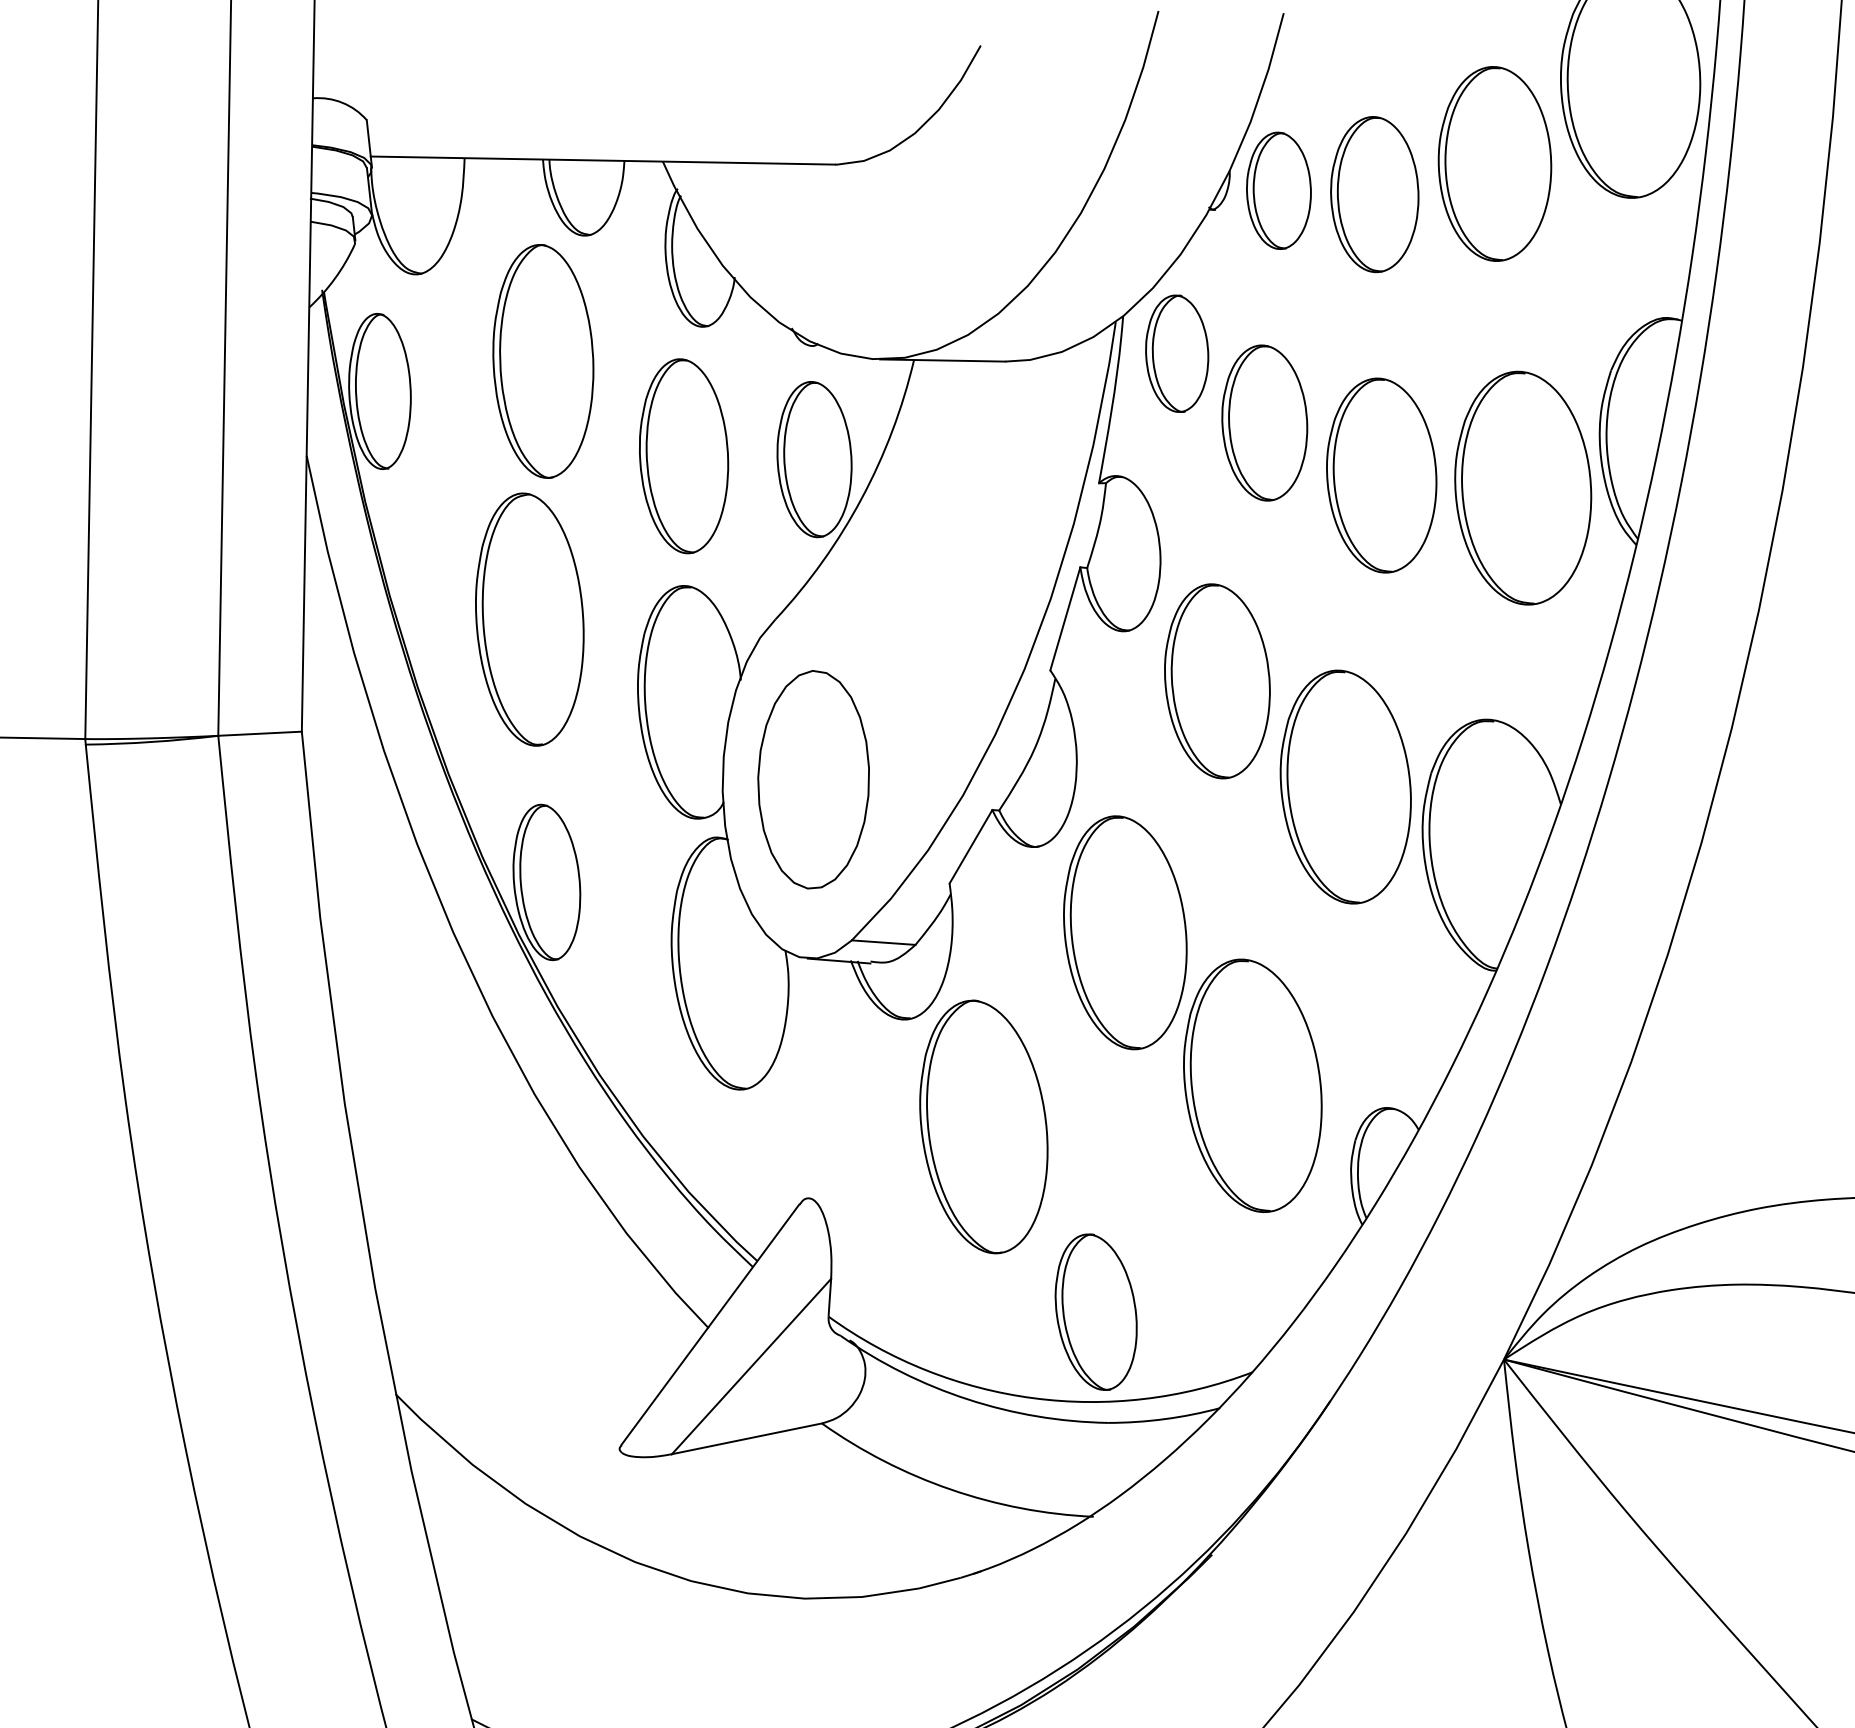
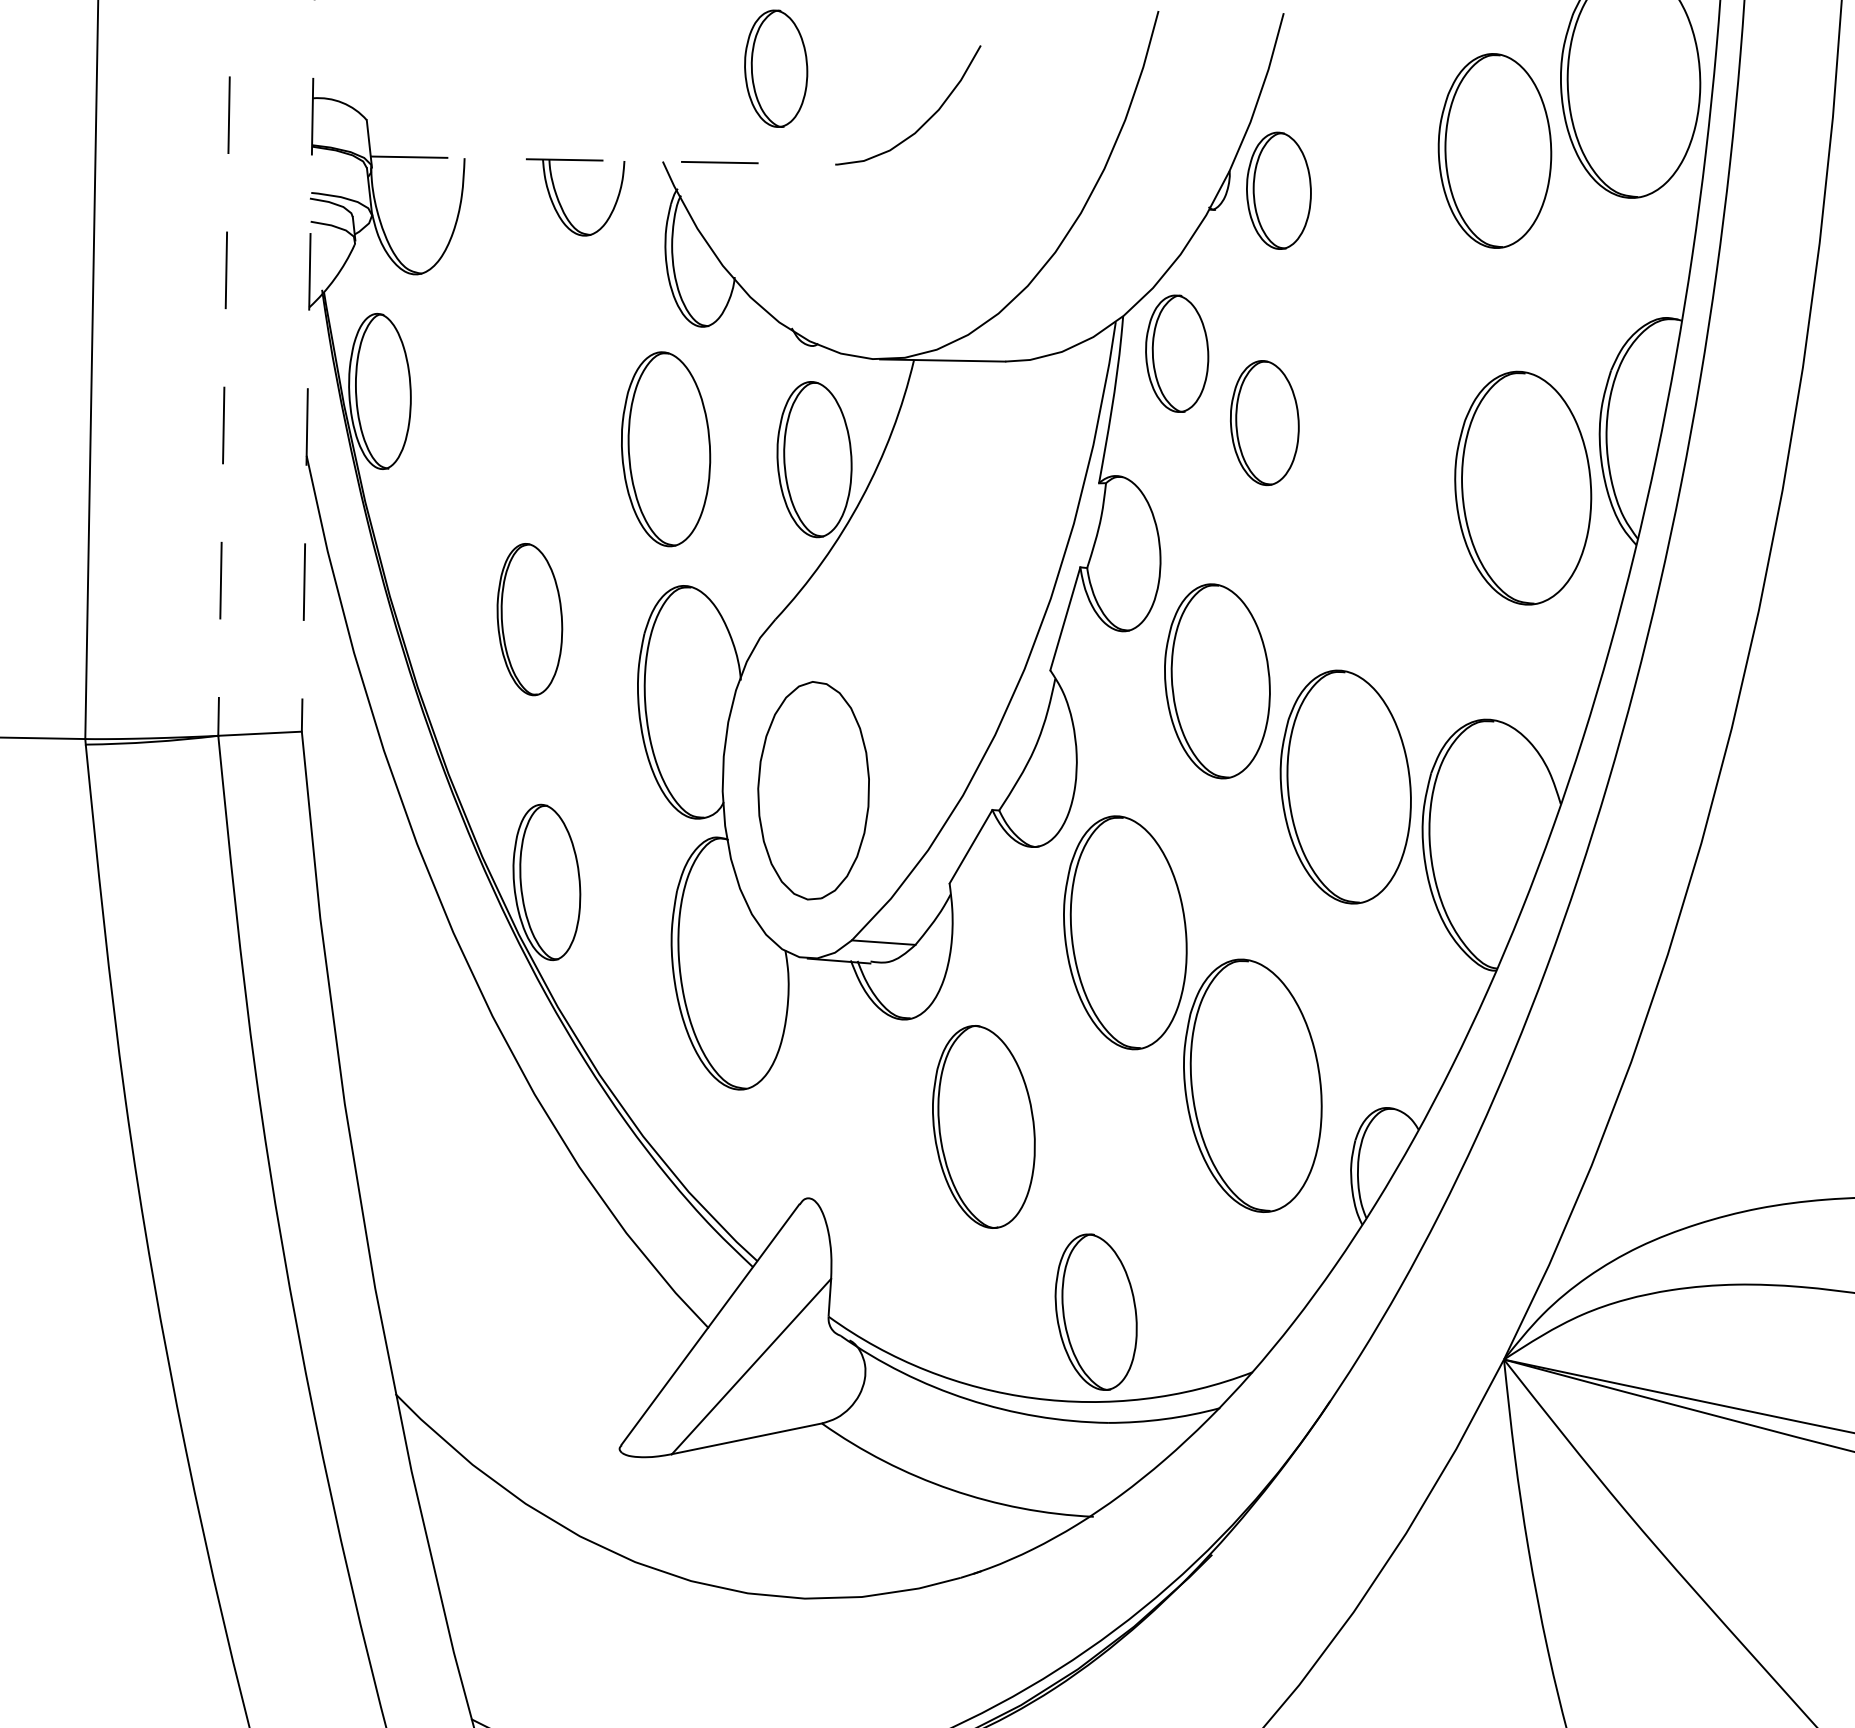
part: none -> present (776, 68)
line: solid -> dashed (603, 160)
part position: (1494, 163) -> (1494, 150) (1494, 150)
part: present -> none (1374, 194)
part: present -> none (543, 361)
line: solid -> dashed (308, 366)
line: solid -> dashed (224, 367)
part size: 88x158 px -> 70x126 px (1264, 422)
part position: (684, 456) -> (666, 449) (666, 449)
part: present -> none (1381, 475)
part size: 110x255 px -> 68x154 px (529, 619)
part position: (813, 779) -> (813, 790) (813, 790)
part size: 130x256 px -> 104x204 px (983, 1126)
